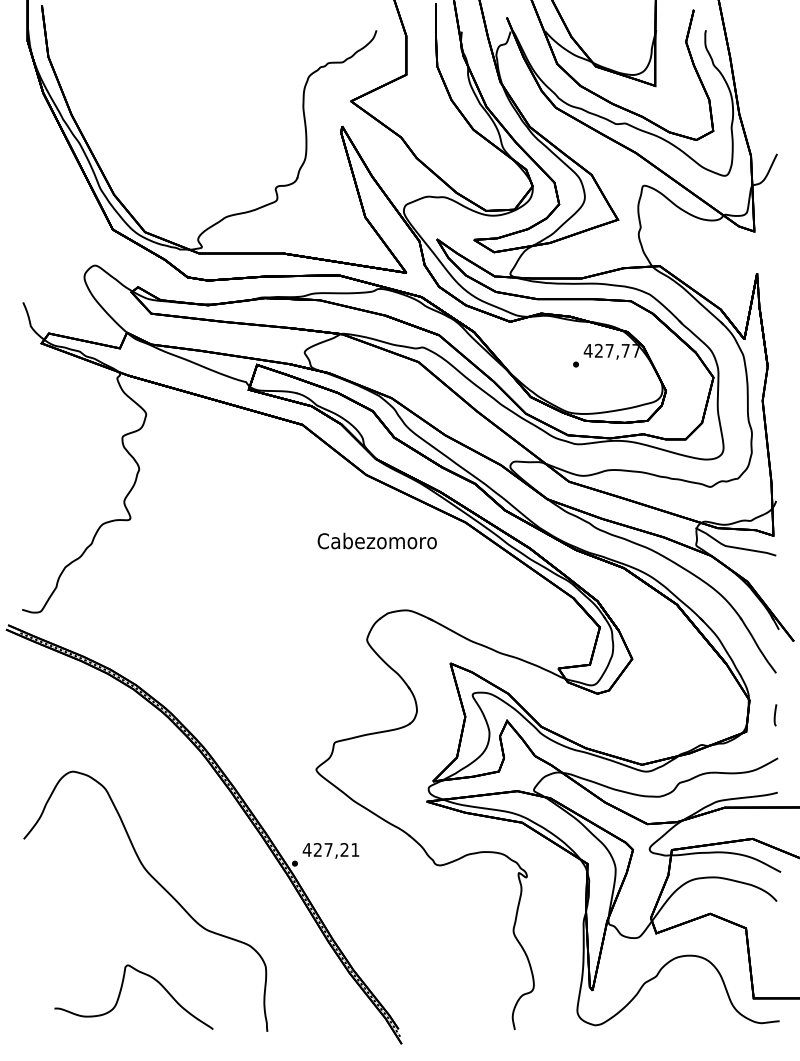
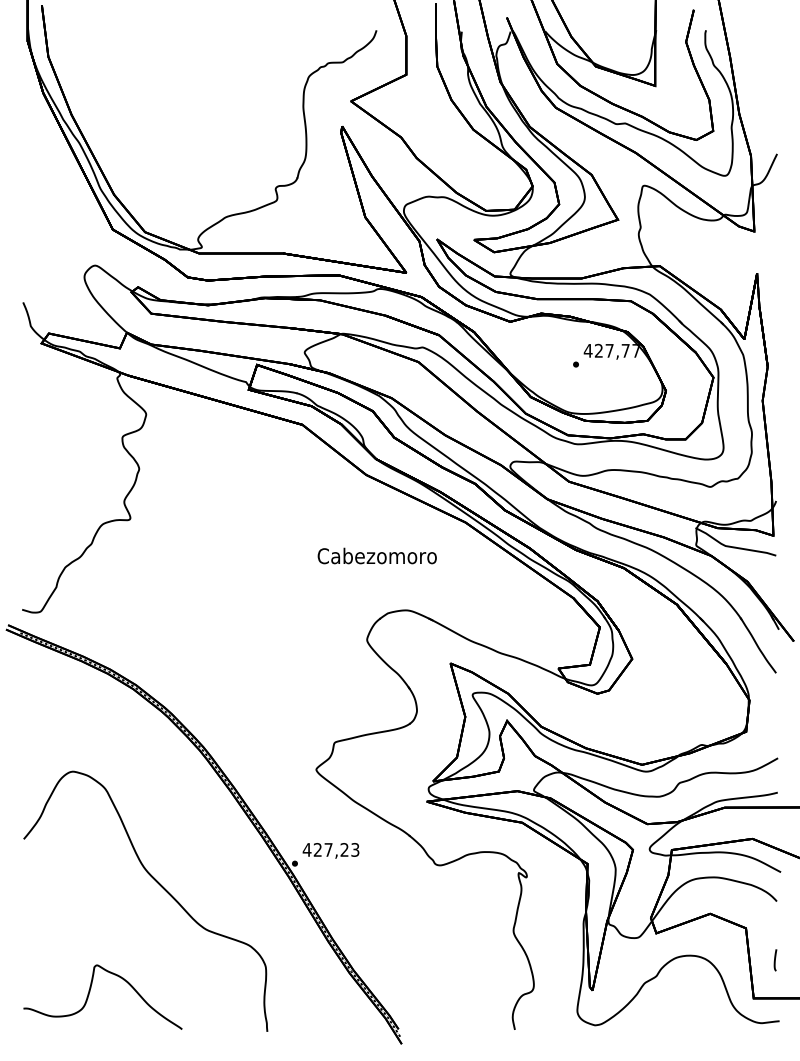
text position: (376, 540) -> (376, 555) (376, 555)
curve position: (775, 715) -> (775, 960) (775, 960)
text: 427,21 -> 427,23 (355, 849)
curve position: (121, 992) -> (90, 992) (90, 992)
